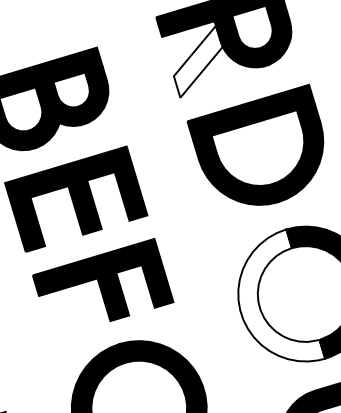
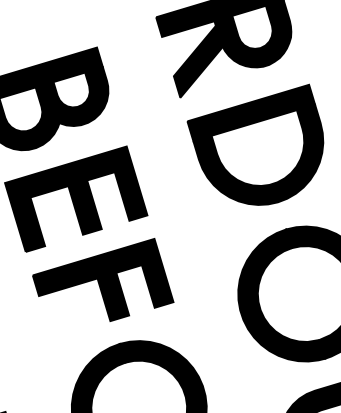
fill: none -> present (197, 61)
fill: none -> present (281, 295)
